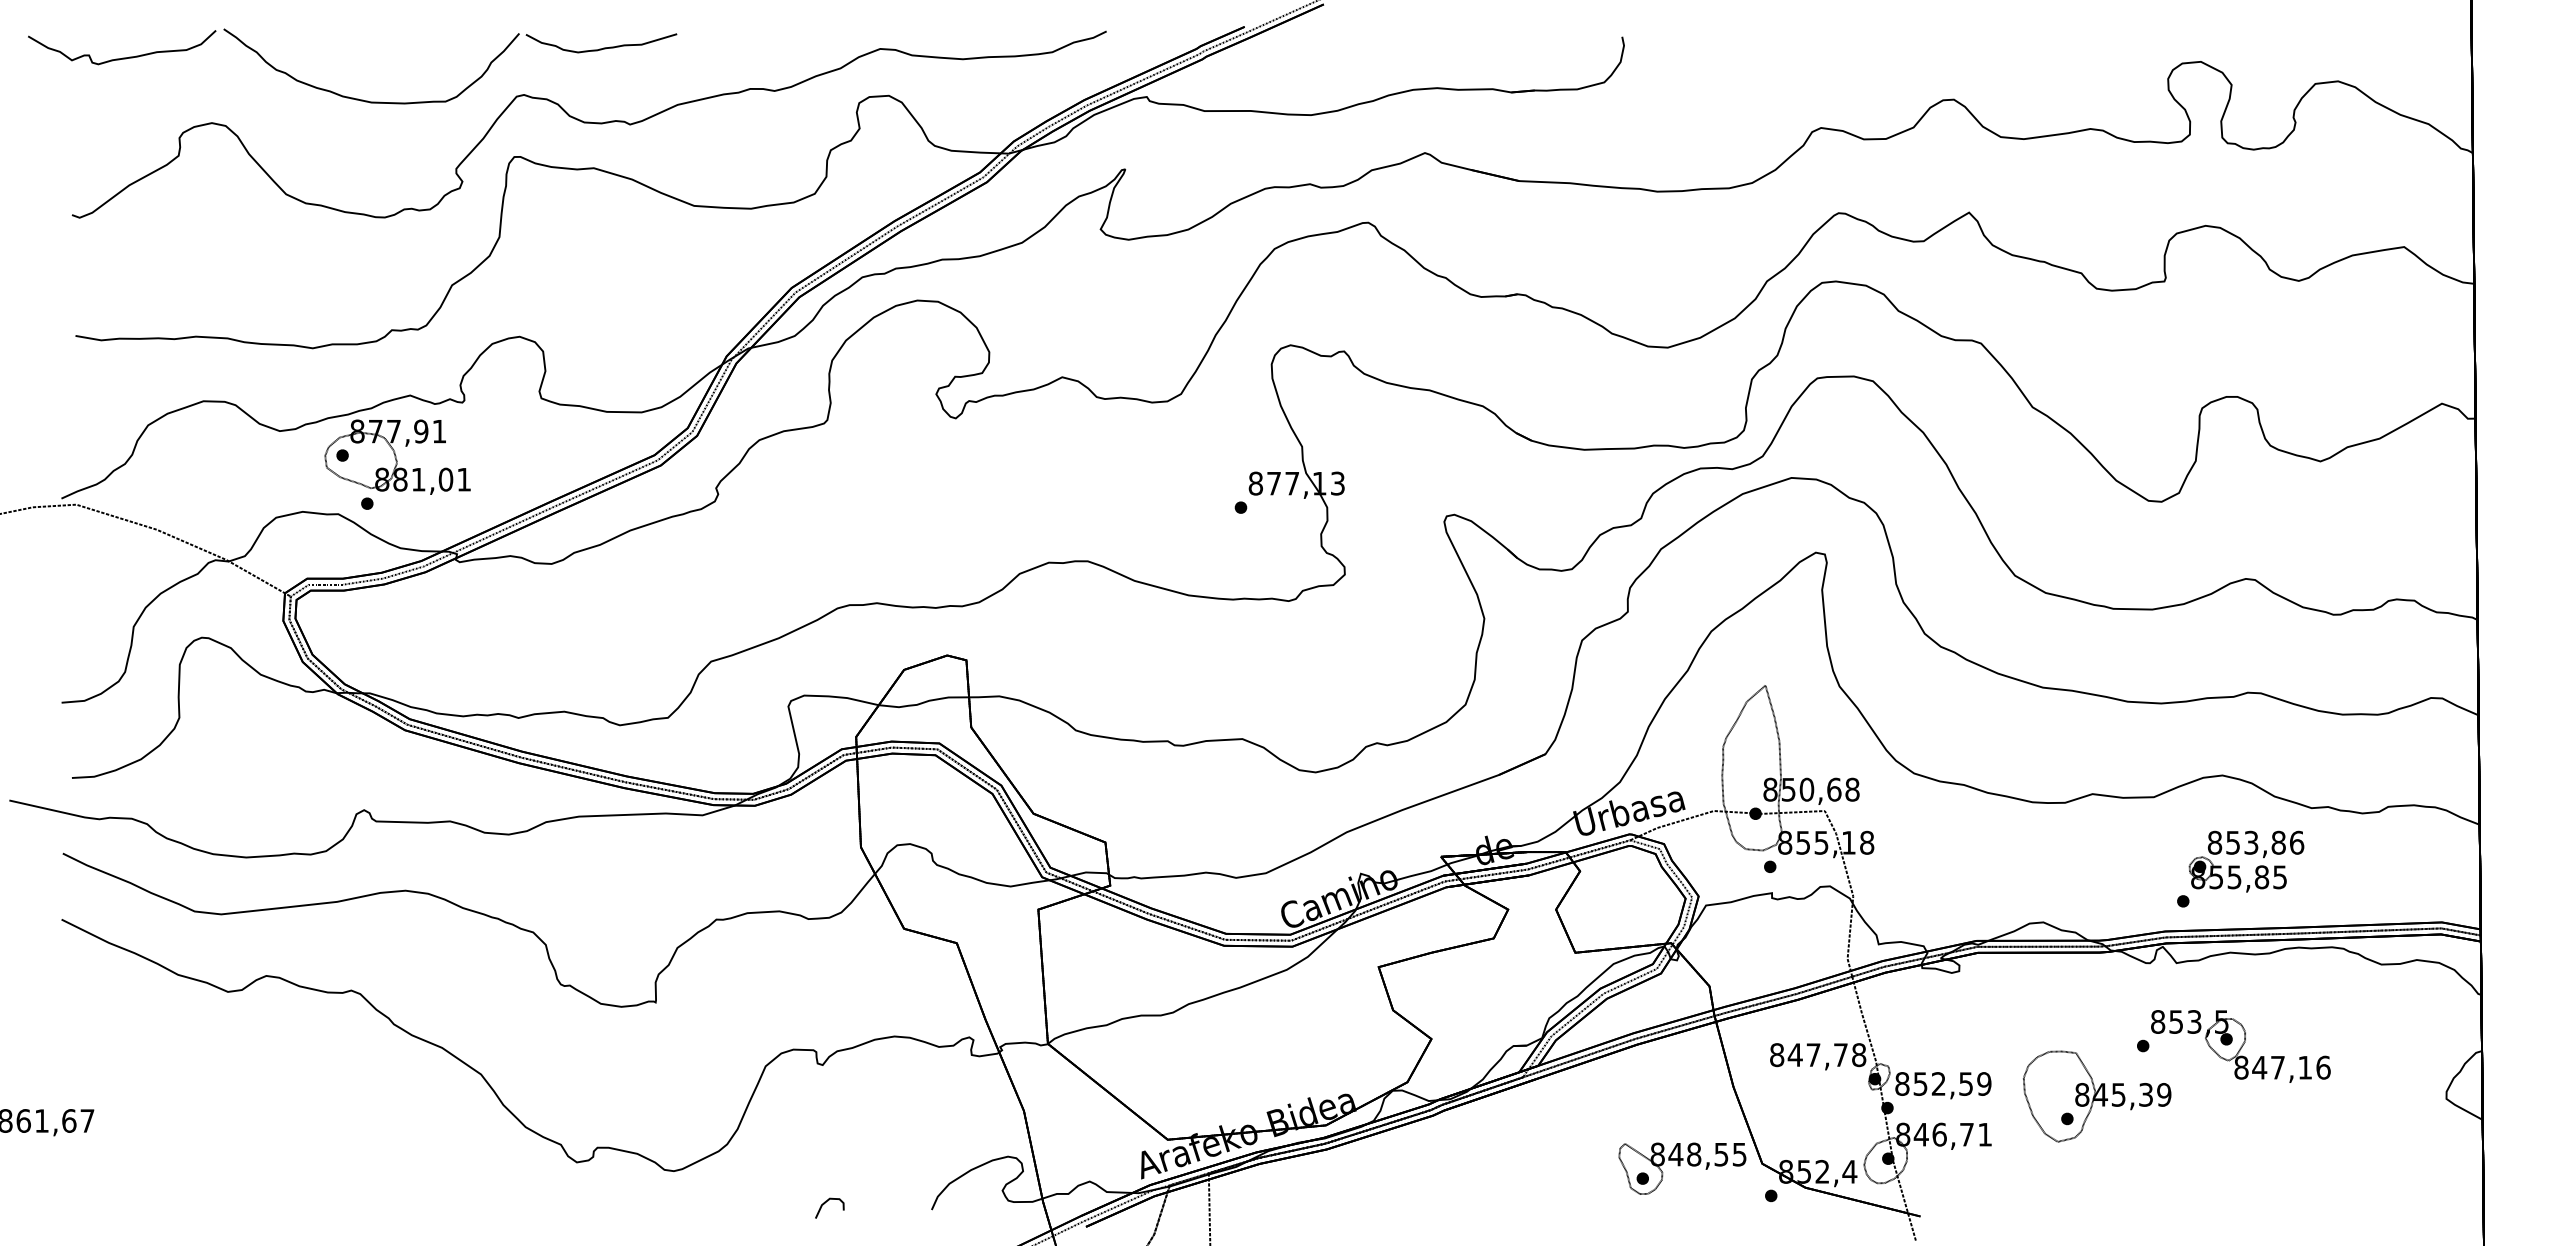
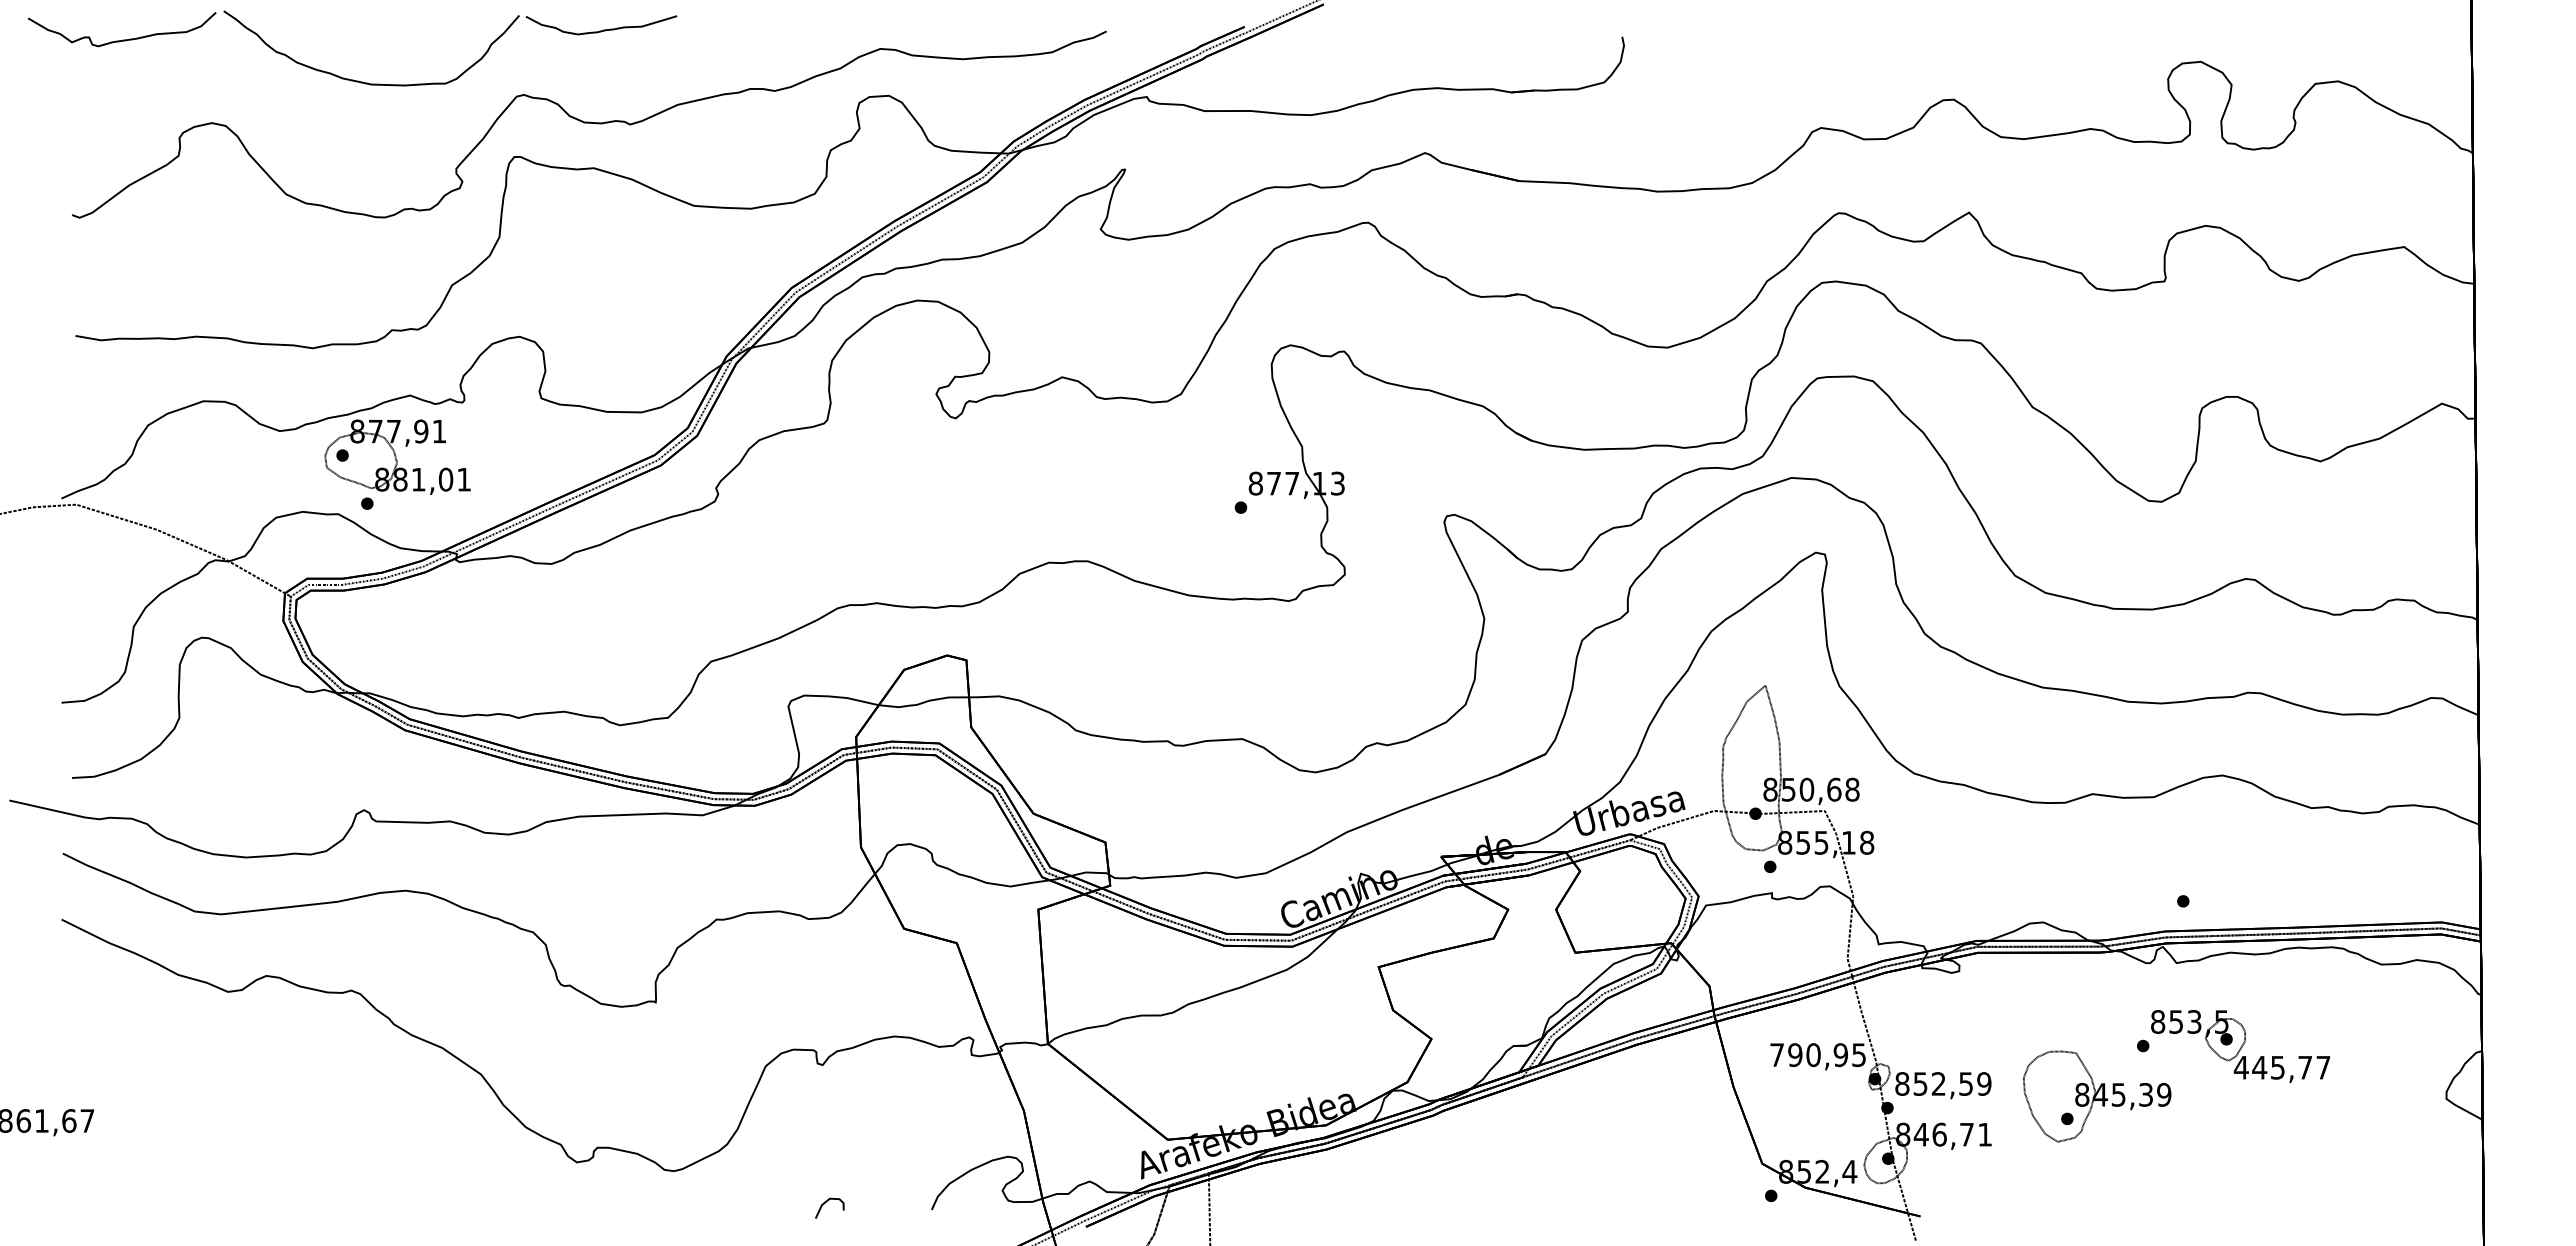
part position: (344, 95) -> (344, 77) (344, 77)
part: present -> none (2246, 854)
text: 847,78 -> 790,95 (1818, 1055)
text: 847,16 -> 445,77 (2281, 1067)
part: present -> none (1682, 1168)
